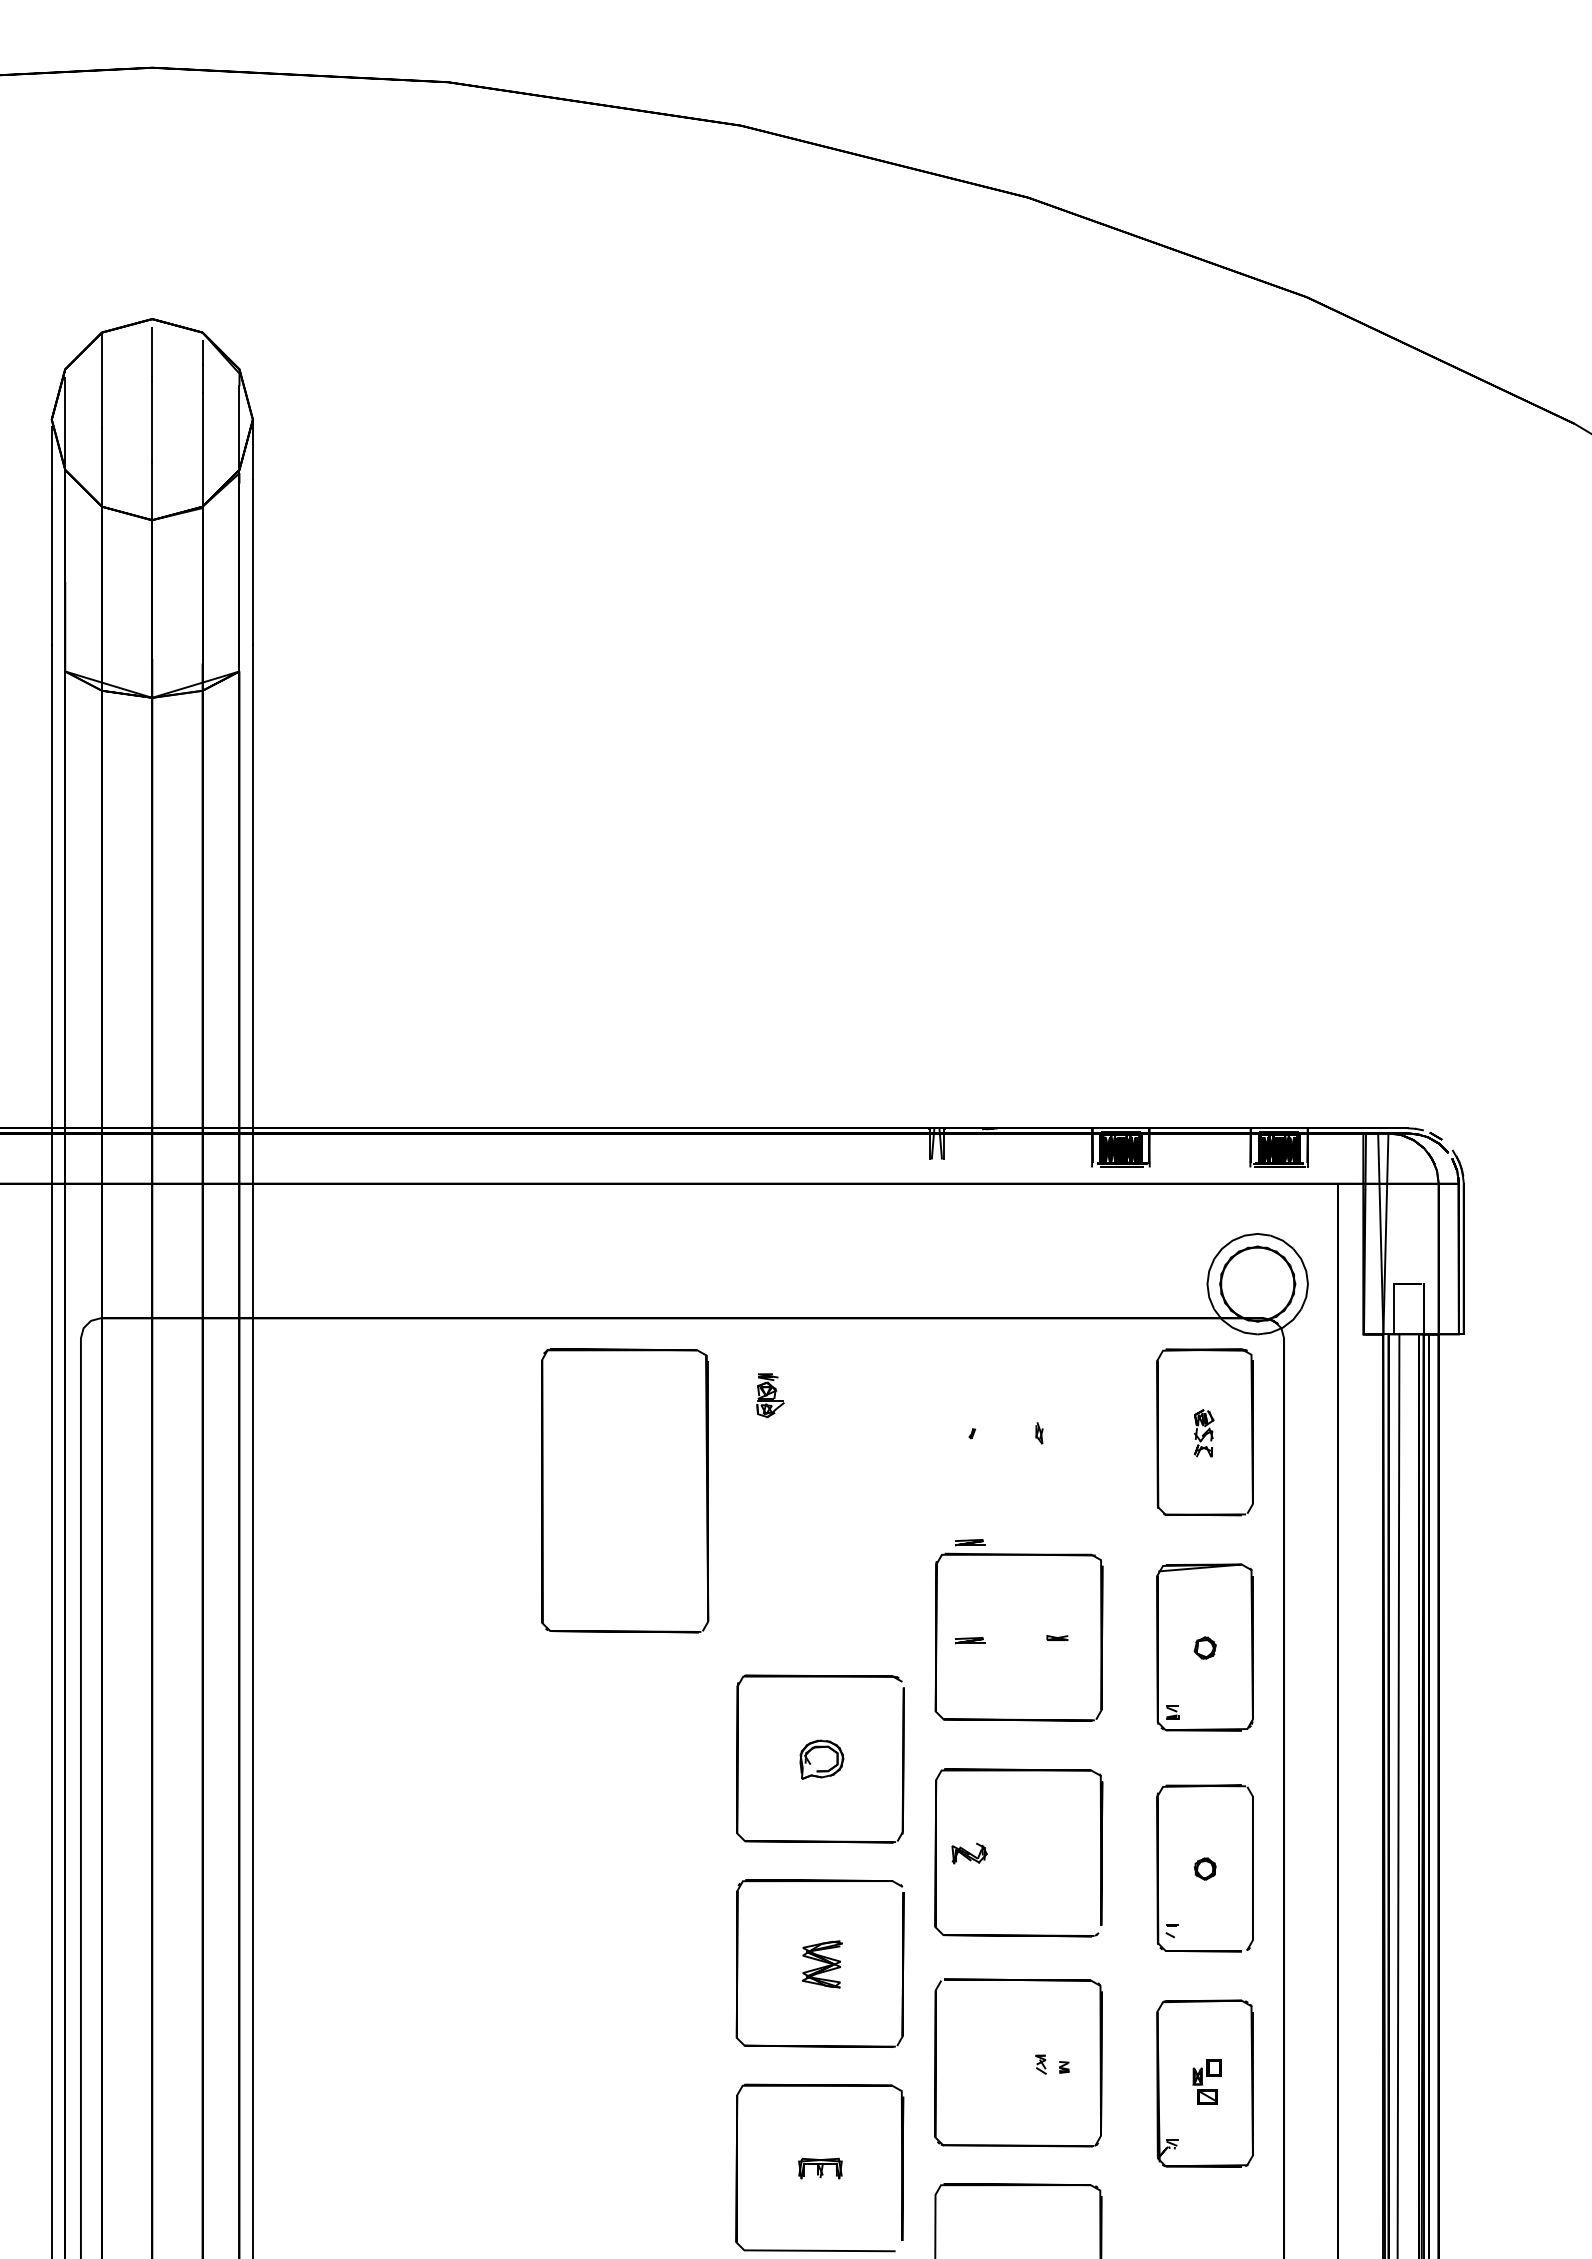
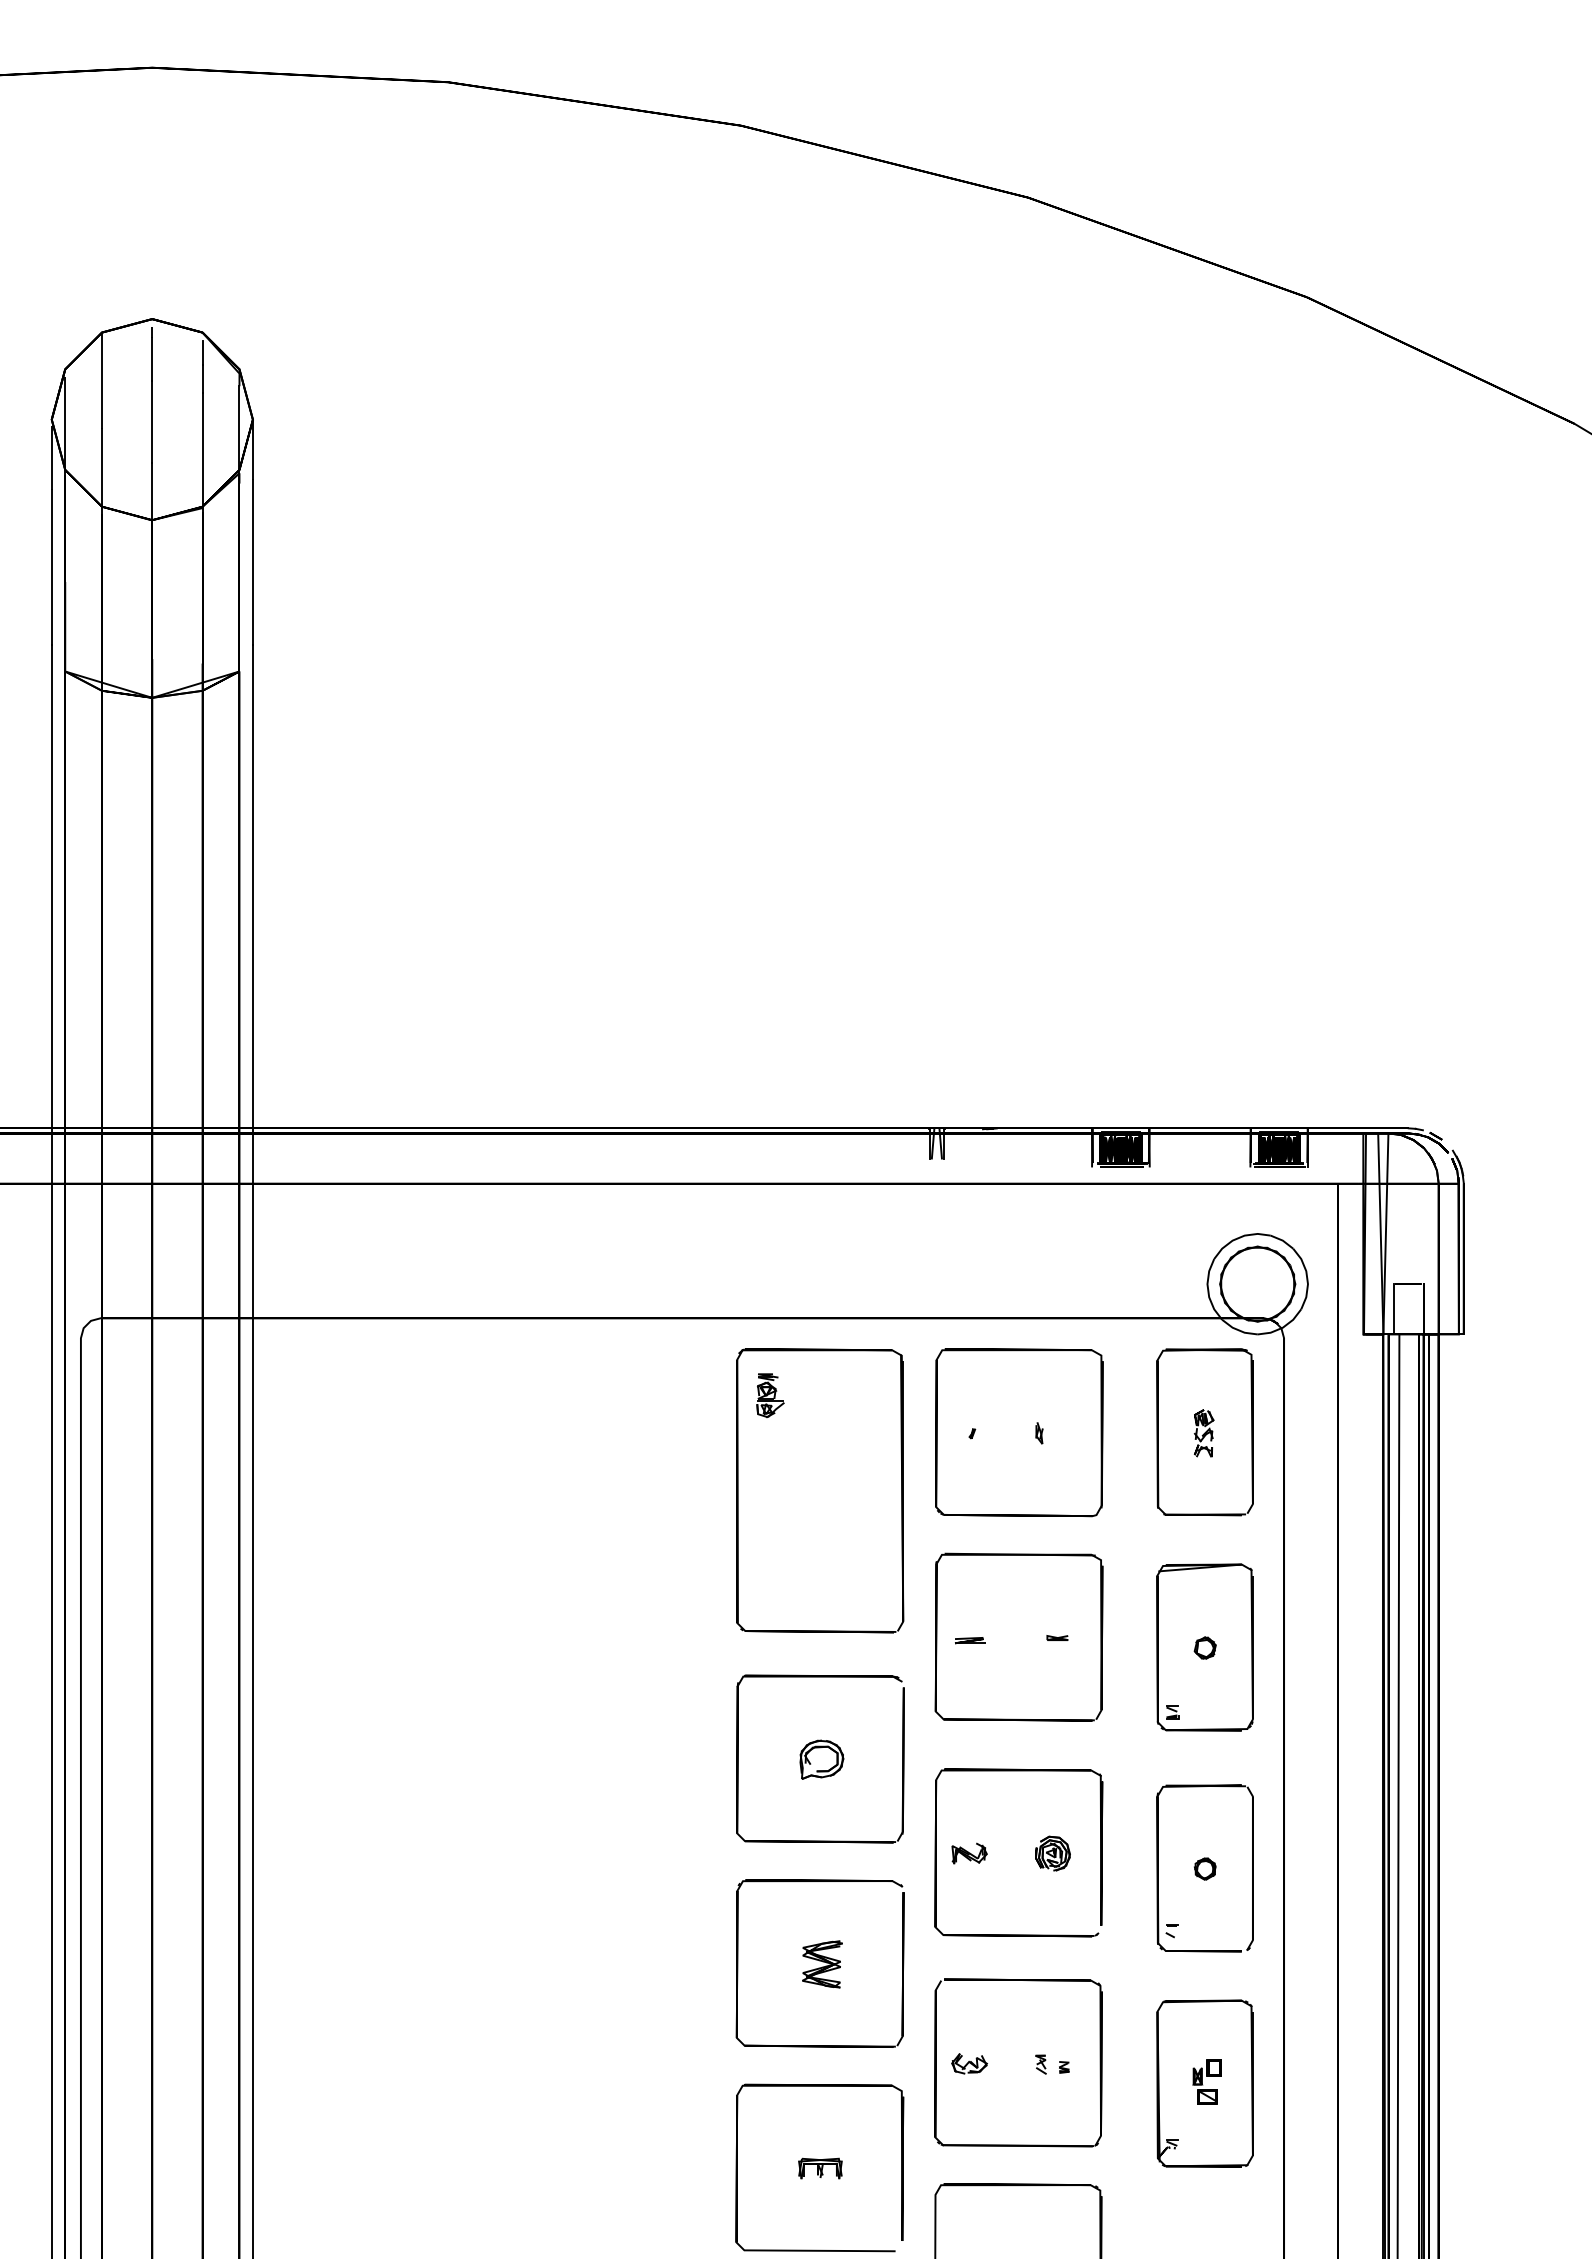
part: none -> present (1019, 1432)
part position: (625, 1490) -> (820, 1490) (820, 1490)
part: present -> none (970, 1542)
part: none -> present (1052, 1853)
part: none -> present (969, 2063)
